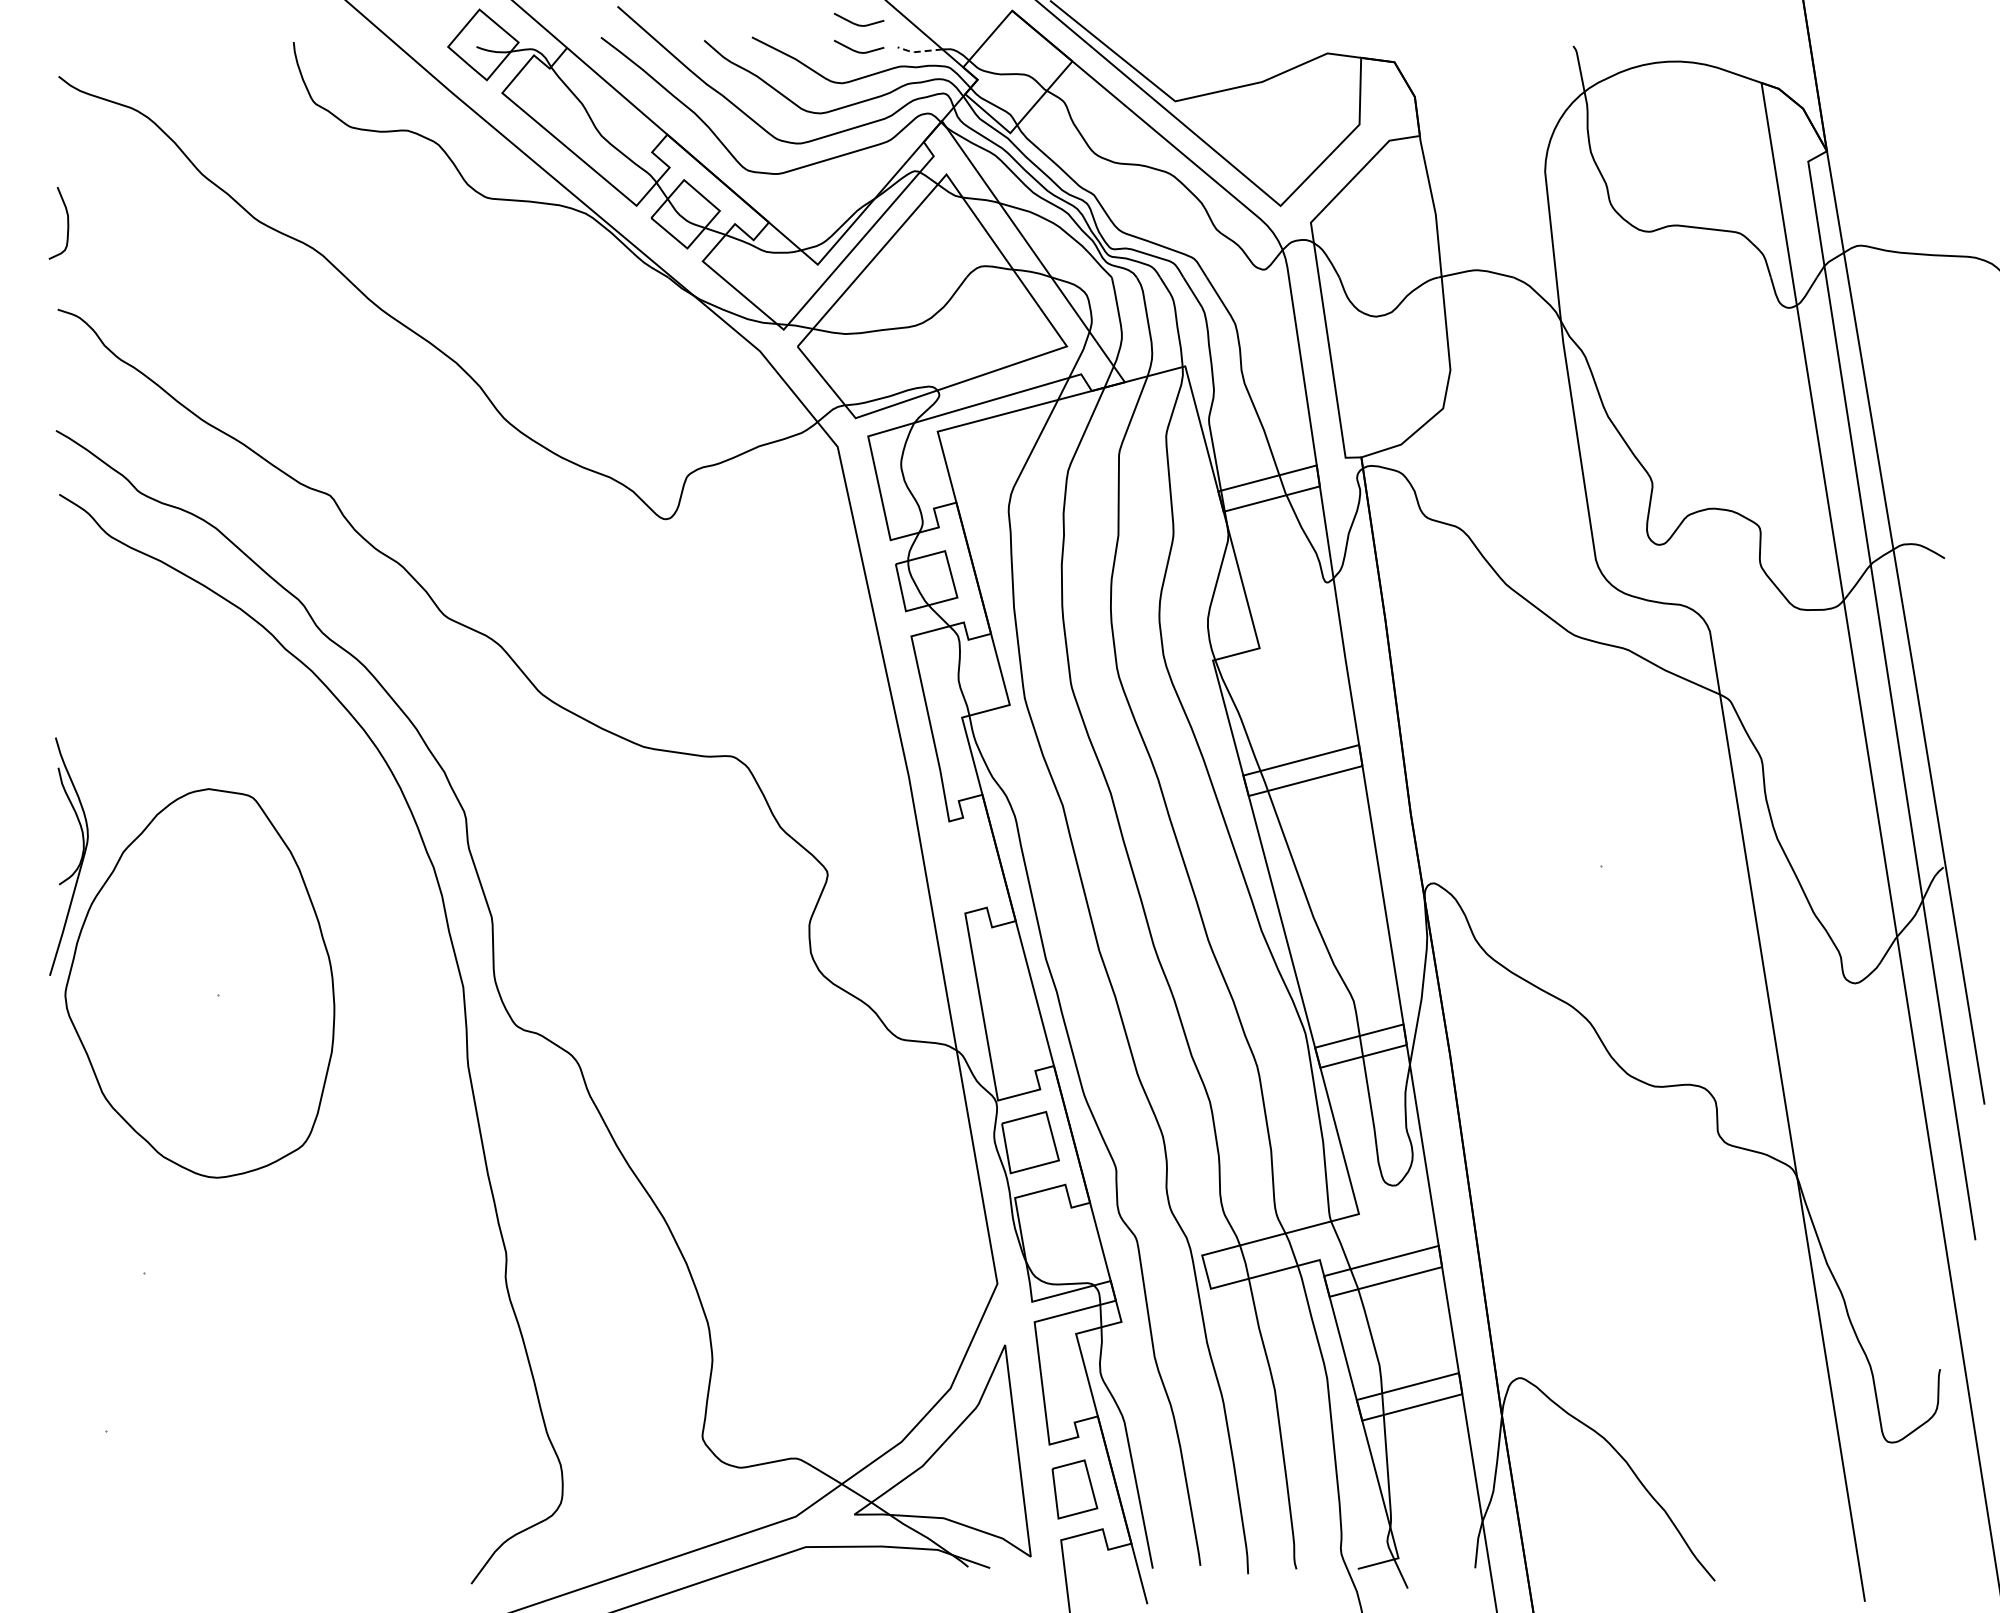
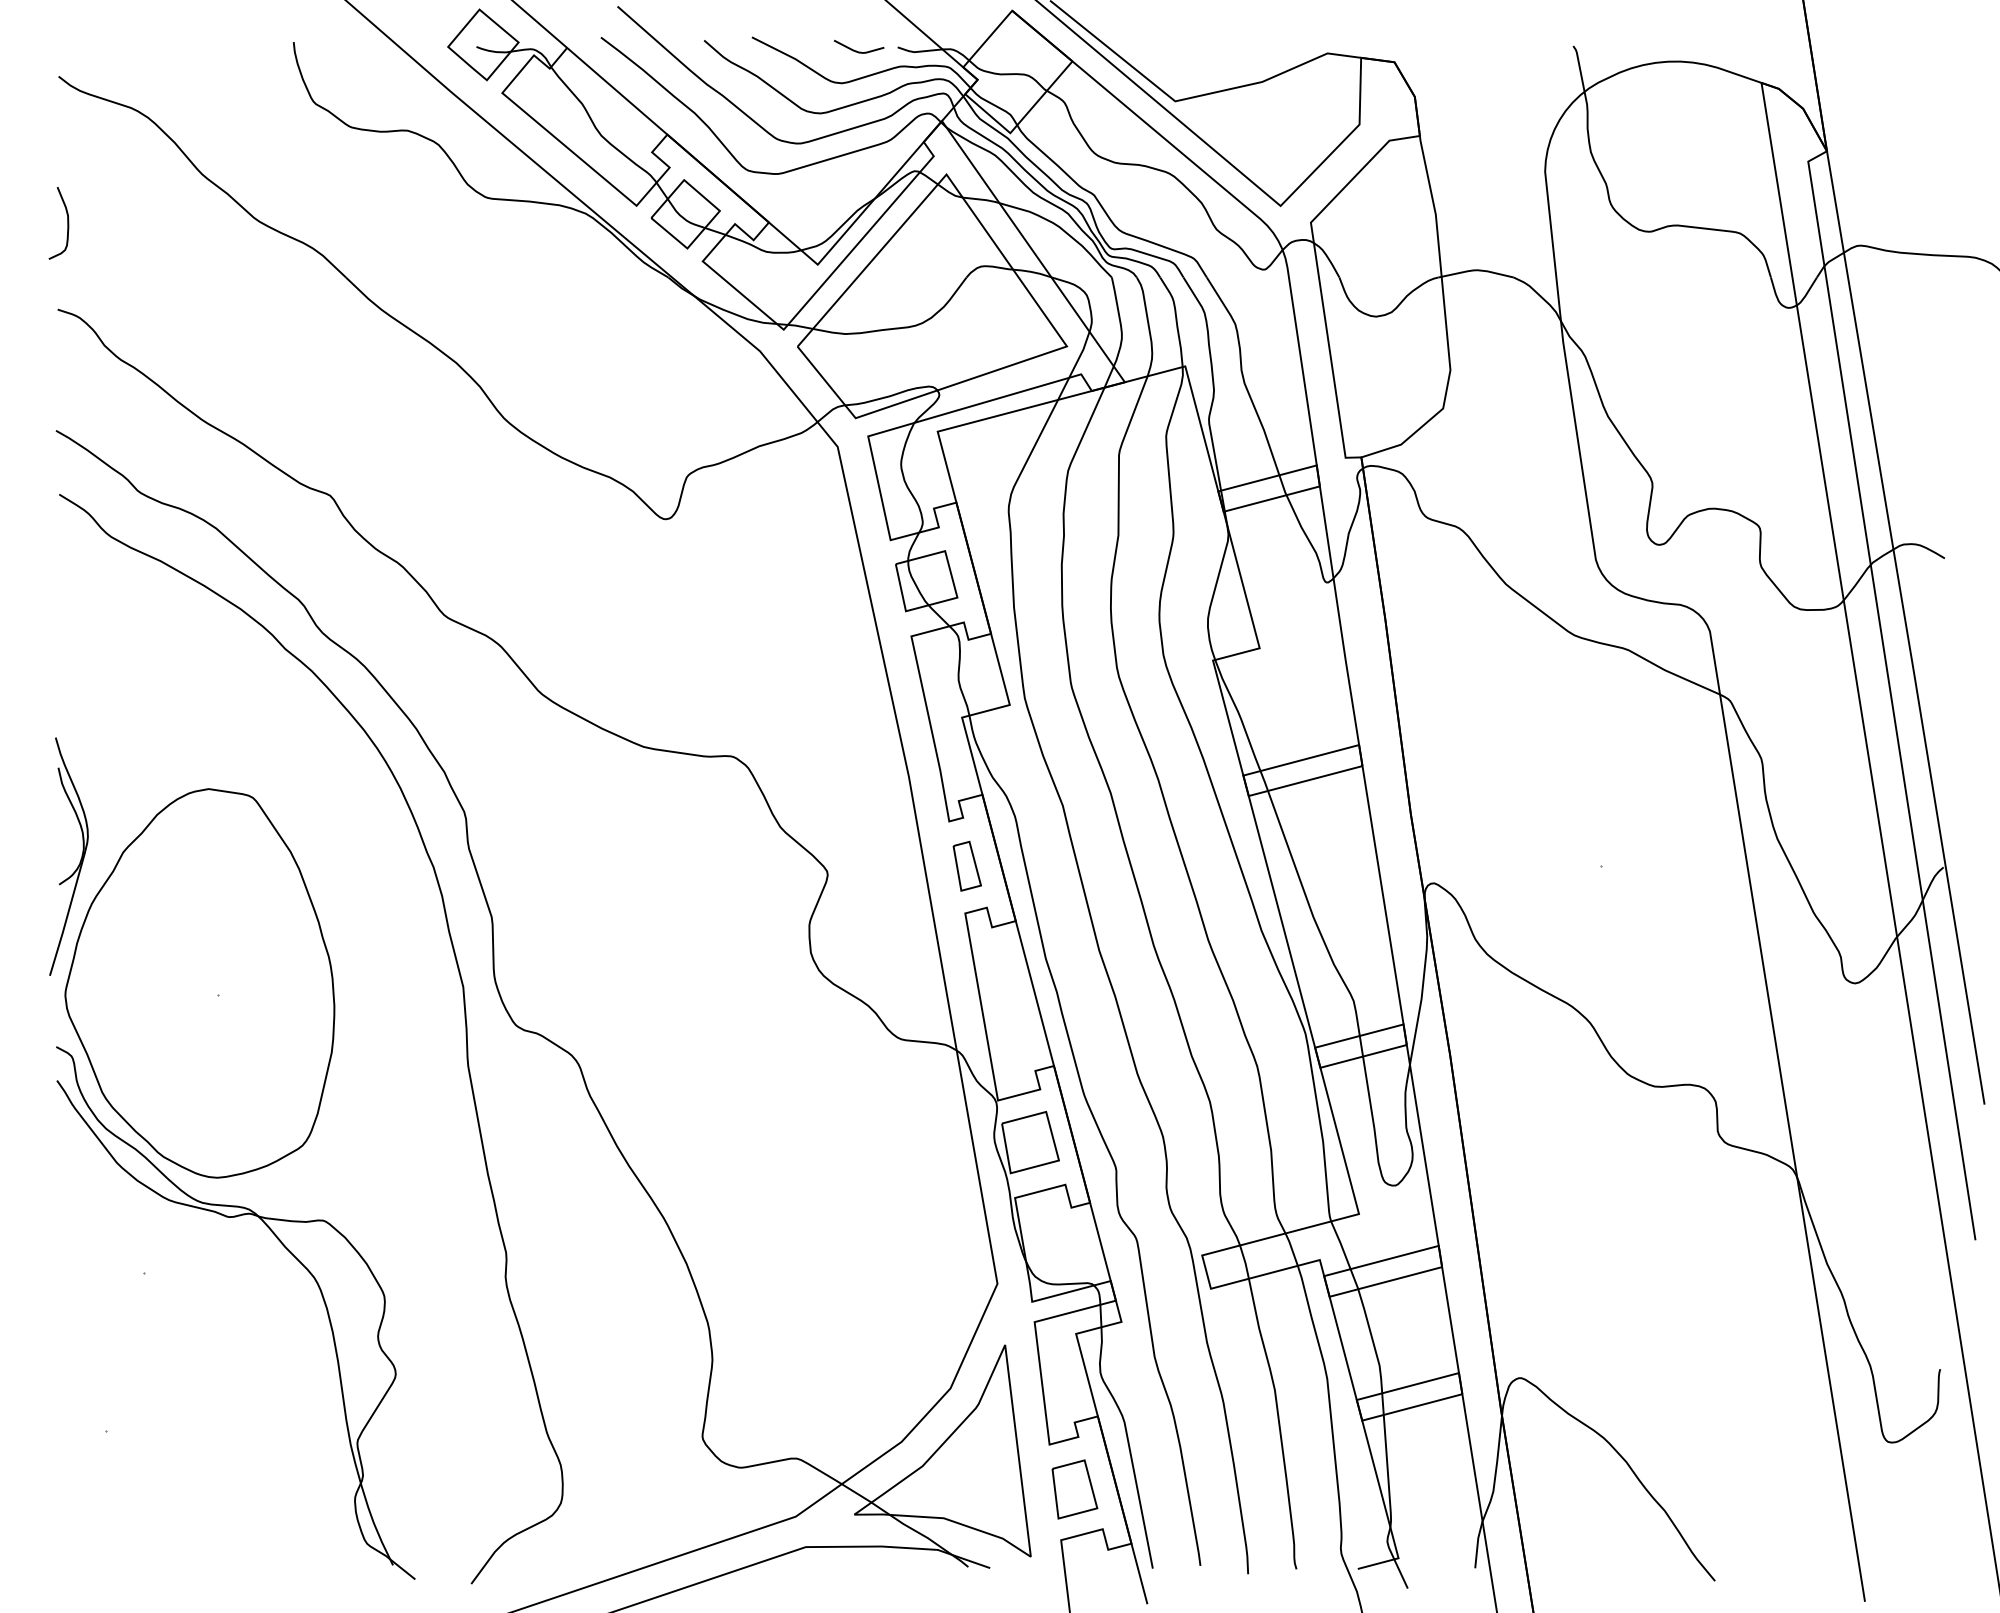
curve: present -> none (856, 23)
line: dashed -> solid (918, 51)
part: none -> present (966, 865)
part: none -> present (292, 1255)
